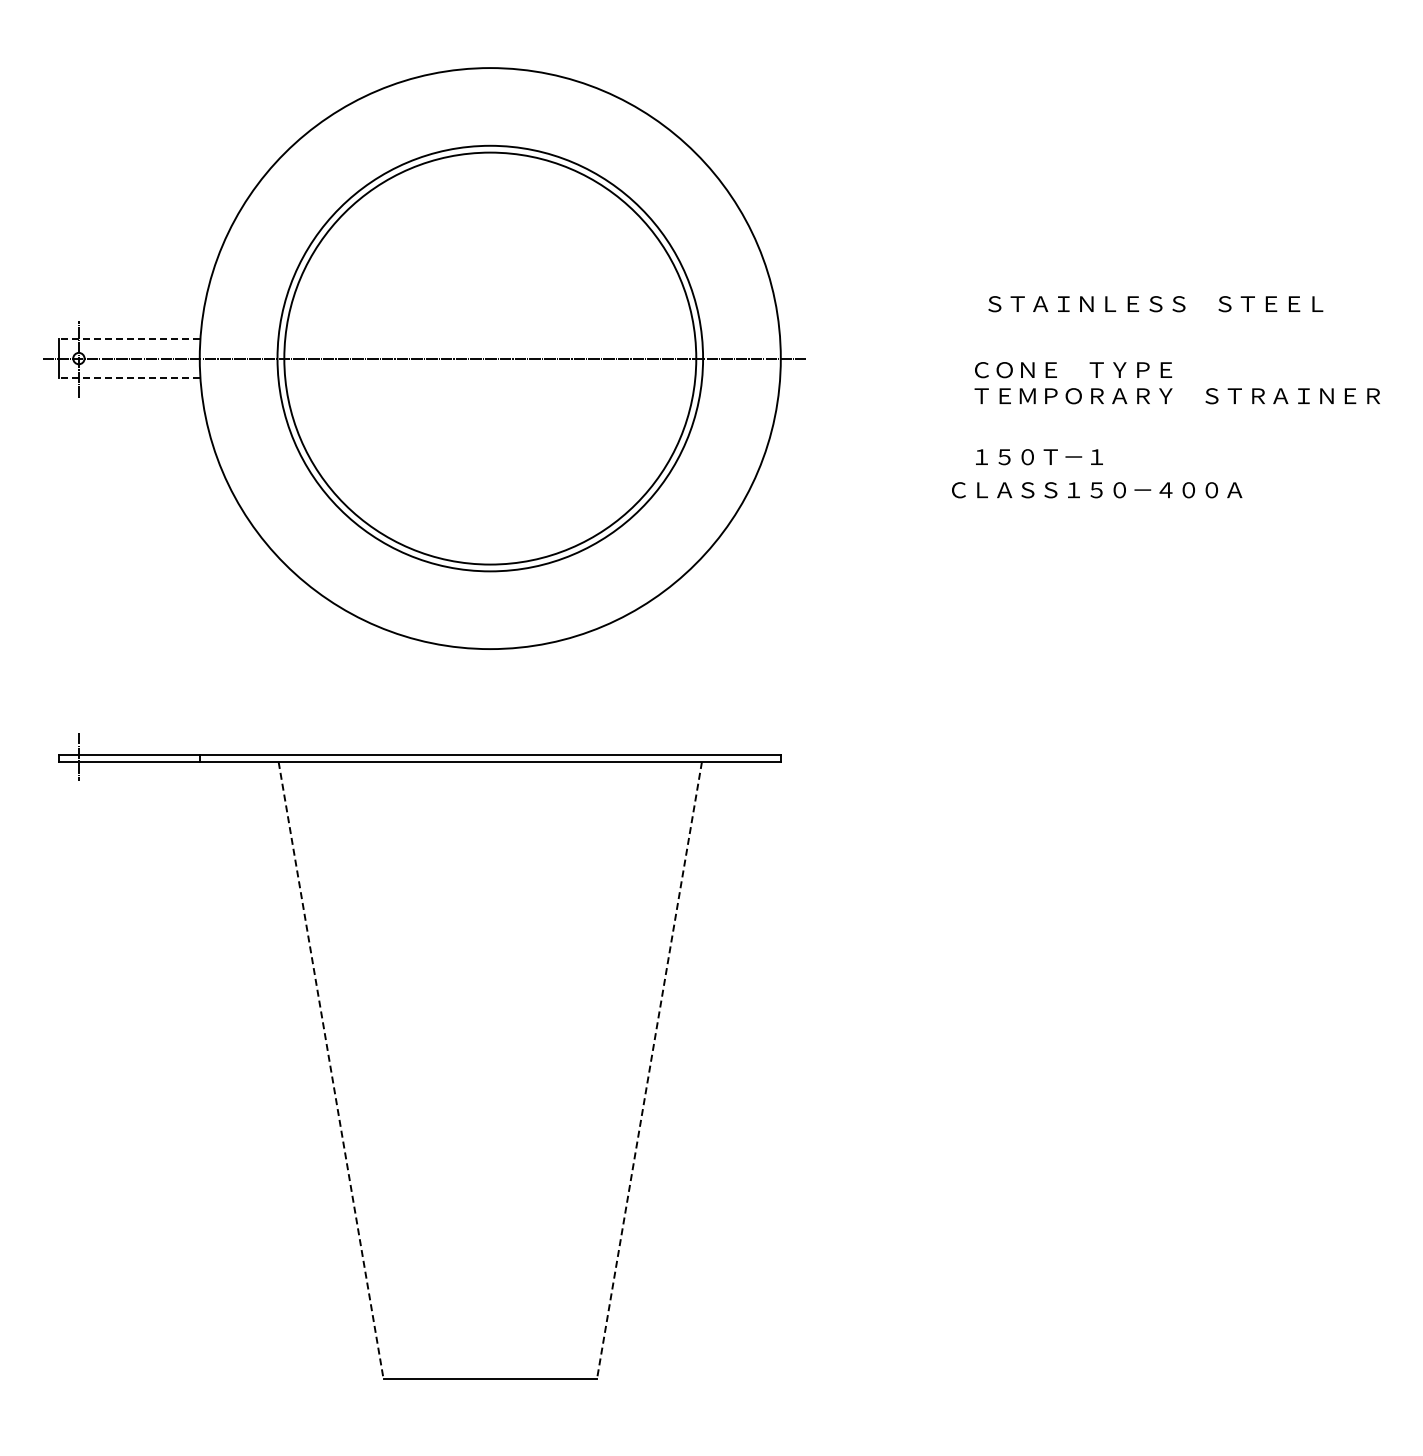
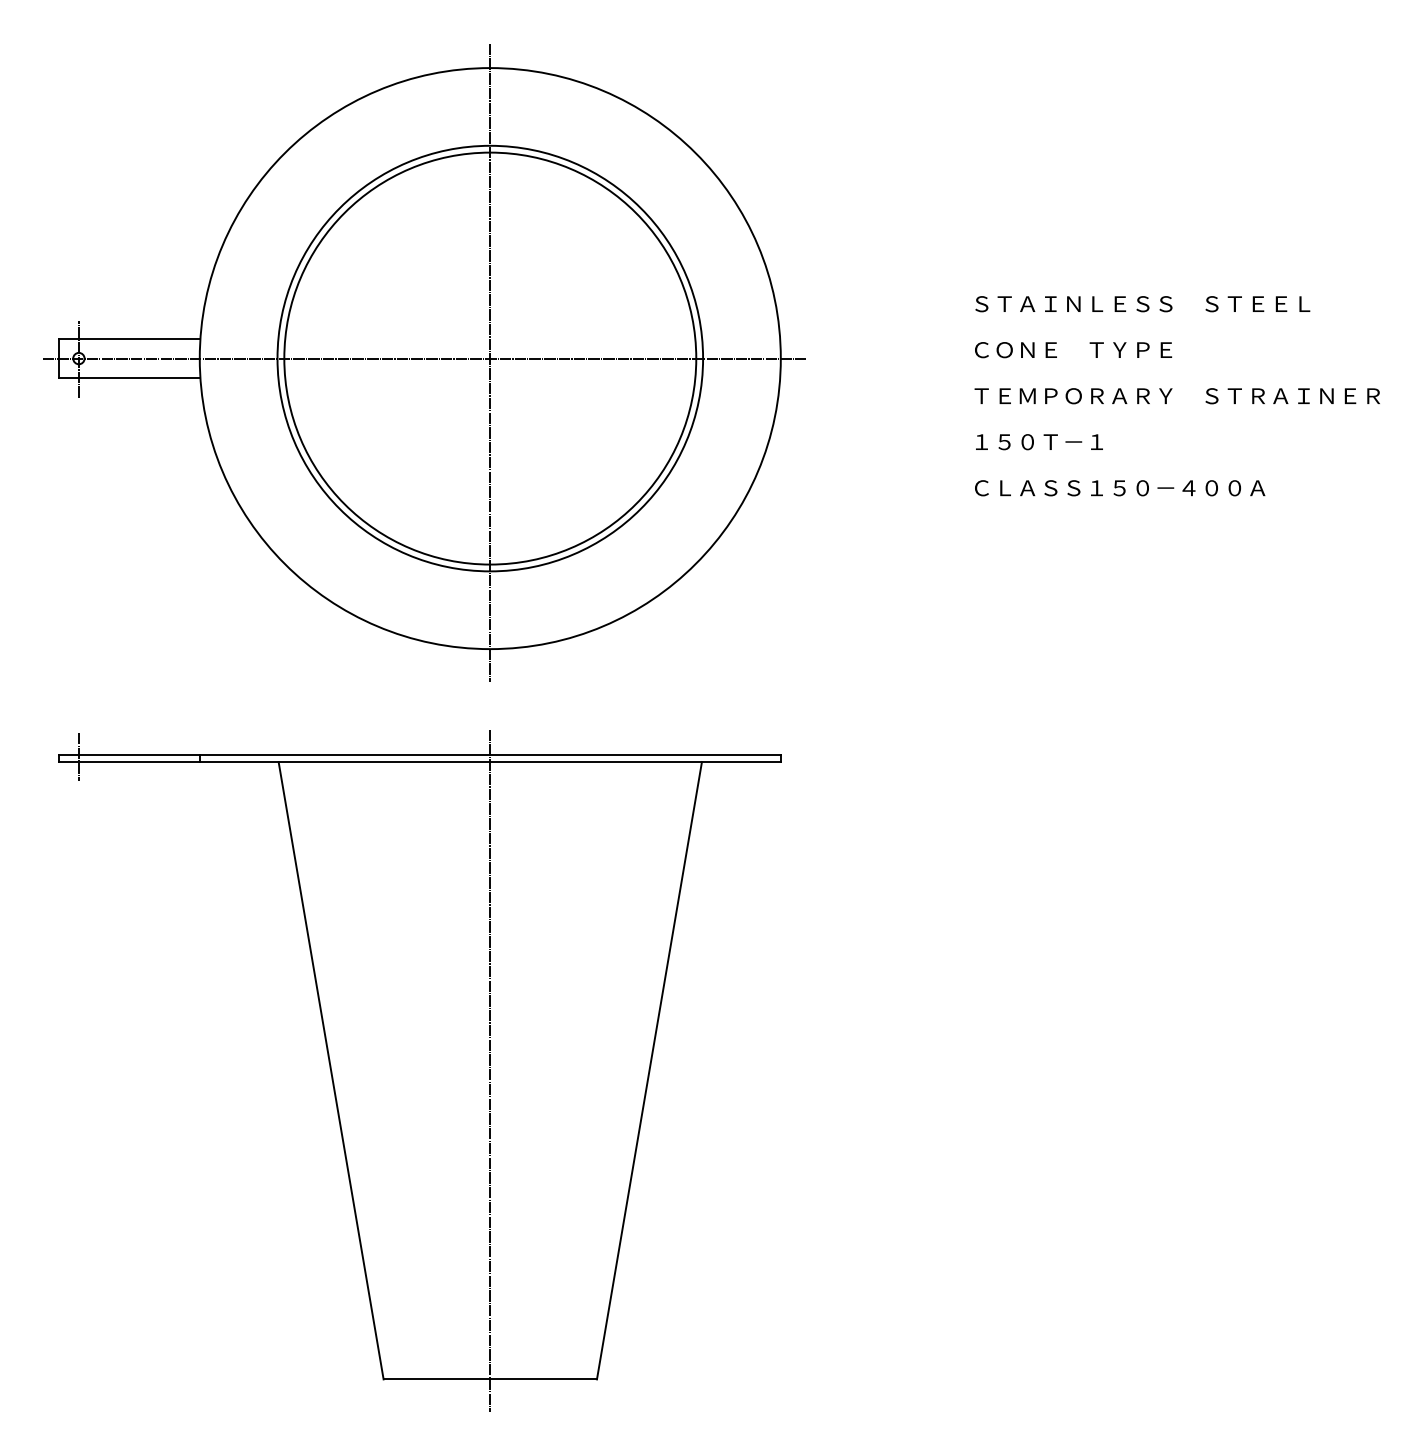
text position: (1155, 304) -> (1142, 304) (1142, 304)
line: dashed -> solid (129, 338)
line: none -> present (490, 362)
text position: (1073, 370) -> (1073, 350) (1073, 350)
line: dashed -> solid (129, 378)
text position: (1039, 457) -> (1039, 442) (1039, 442)
text position: (1097, 490) -> (1120, 488) (1120, 488)
line: none -> present (490, 1070)
line: dashed -> solid (331, 1071)
line: dashed -> solid (649, 1071)
